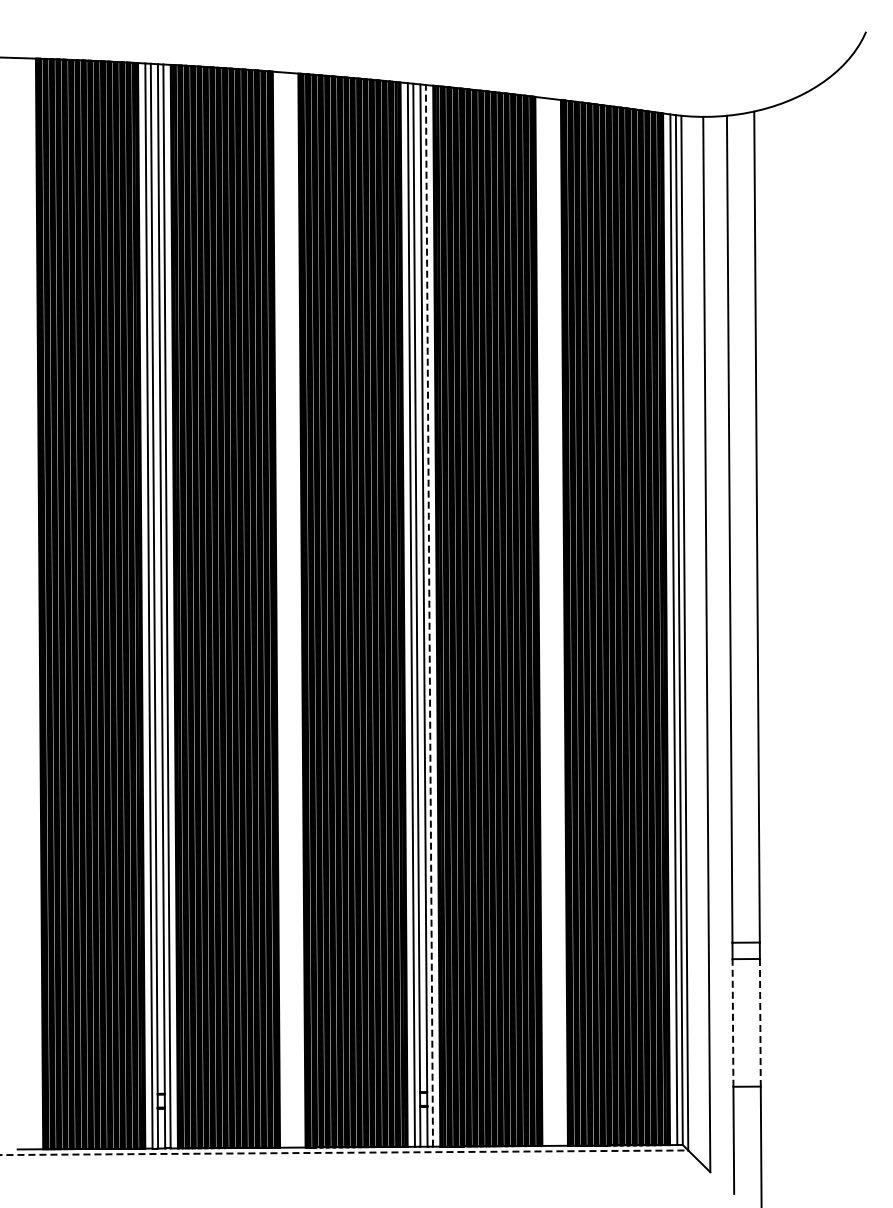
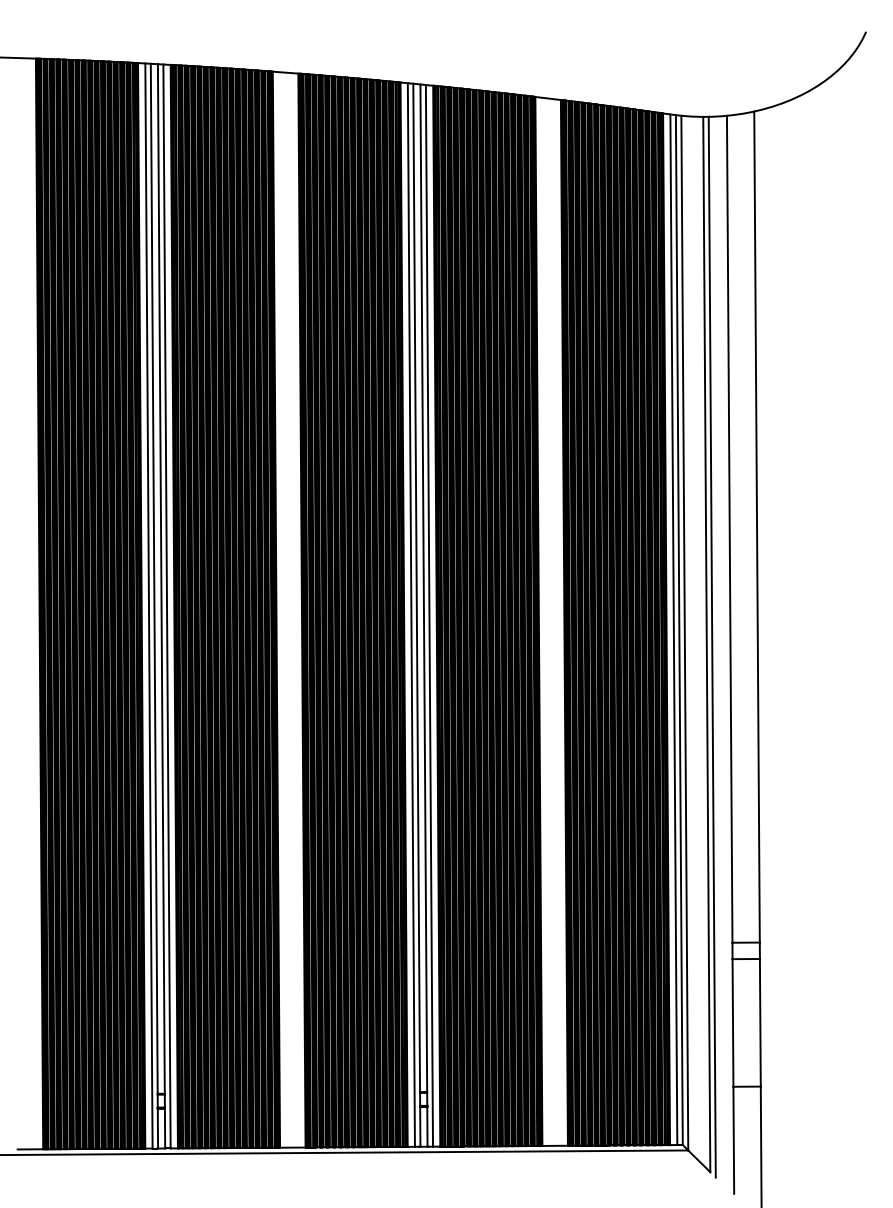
line: dashed -> solid (429, 615)
line: none -> present (711, 646)
line: dashed -> solid (733, 1022)
line: dashed -> solid (760, 1022)
line: dashed -> solid (344, 1152)
